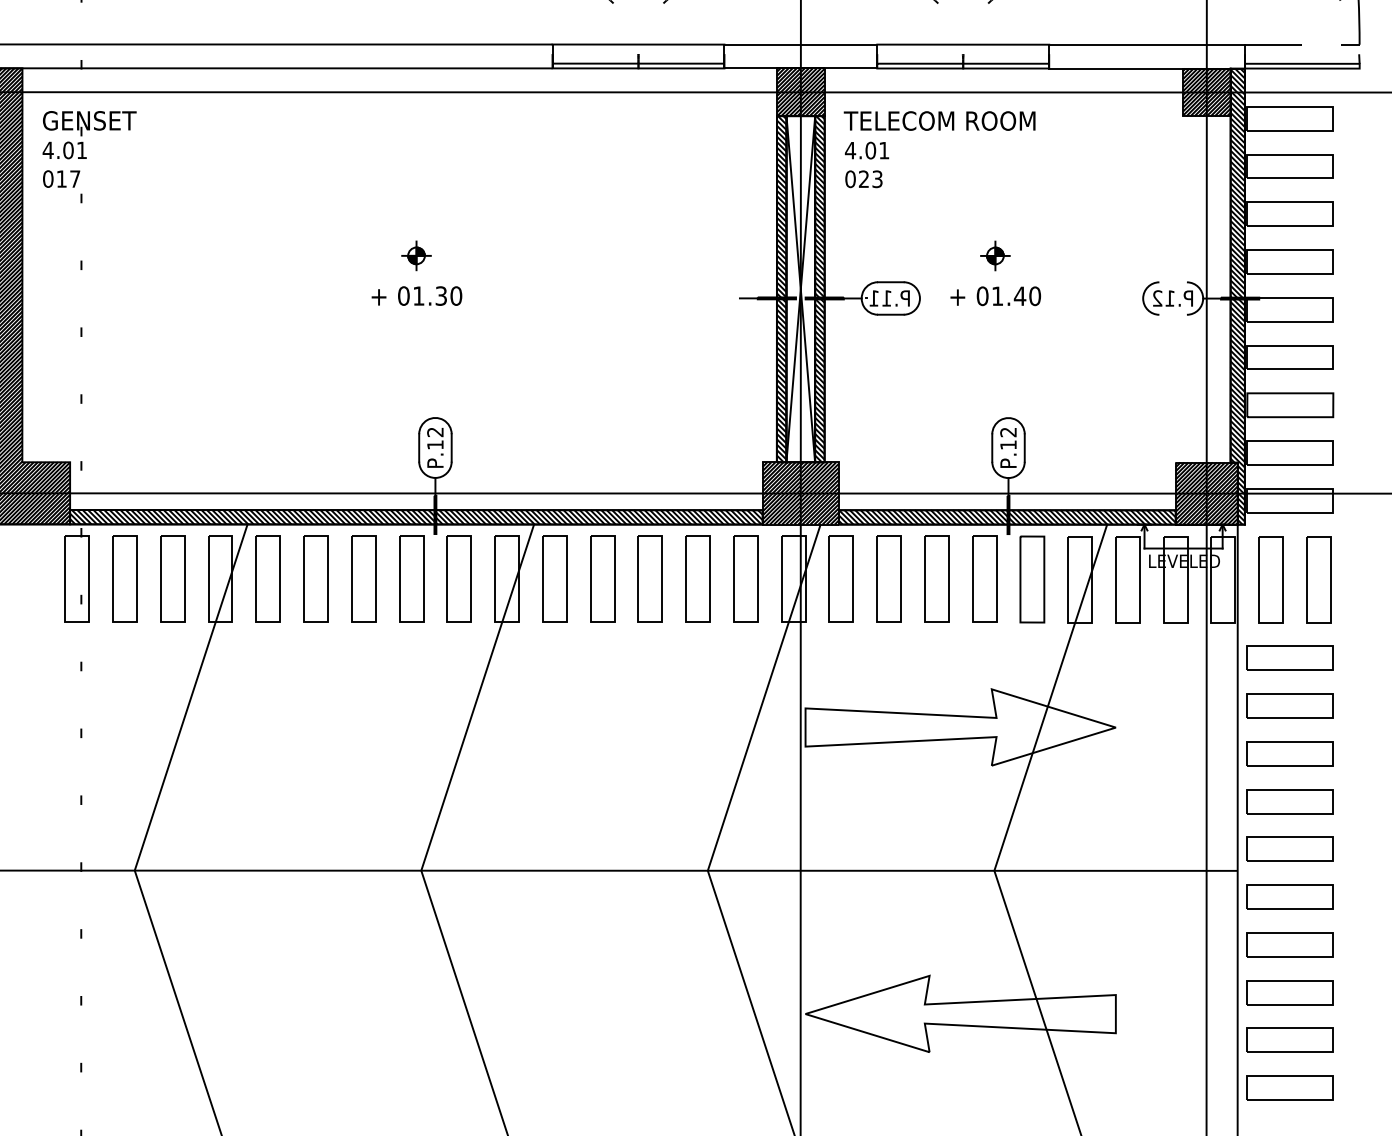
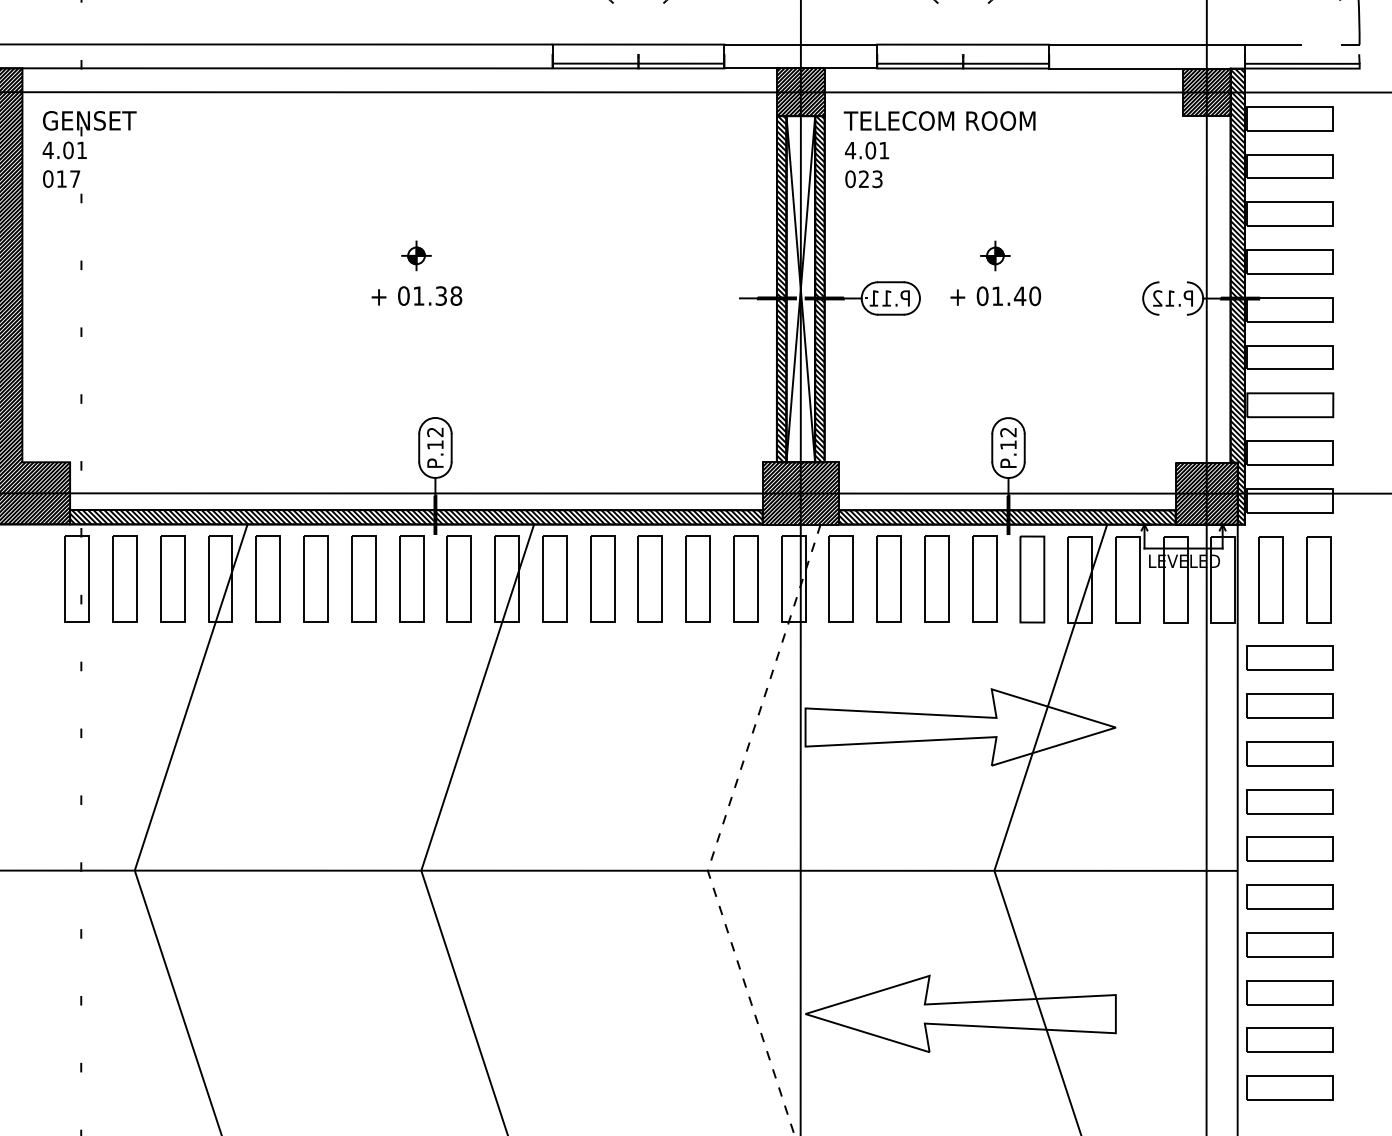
text: 01.30 -> 01.38 (456, 295)
line: solid -> dashed (720, 830)
